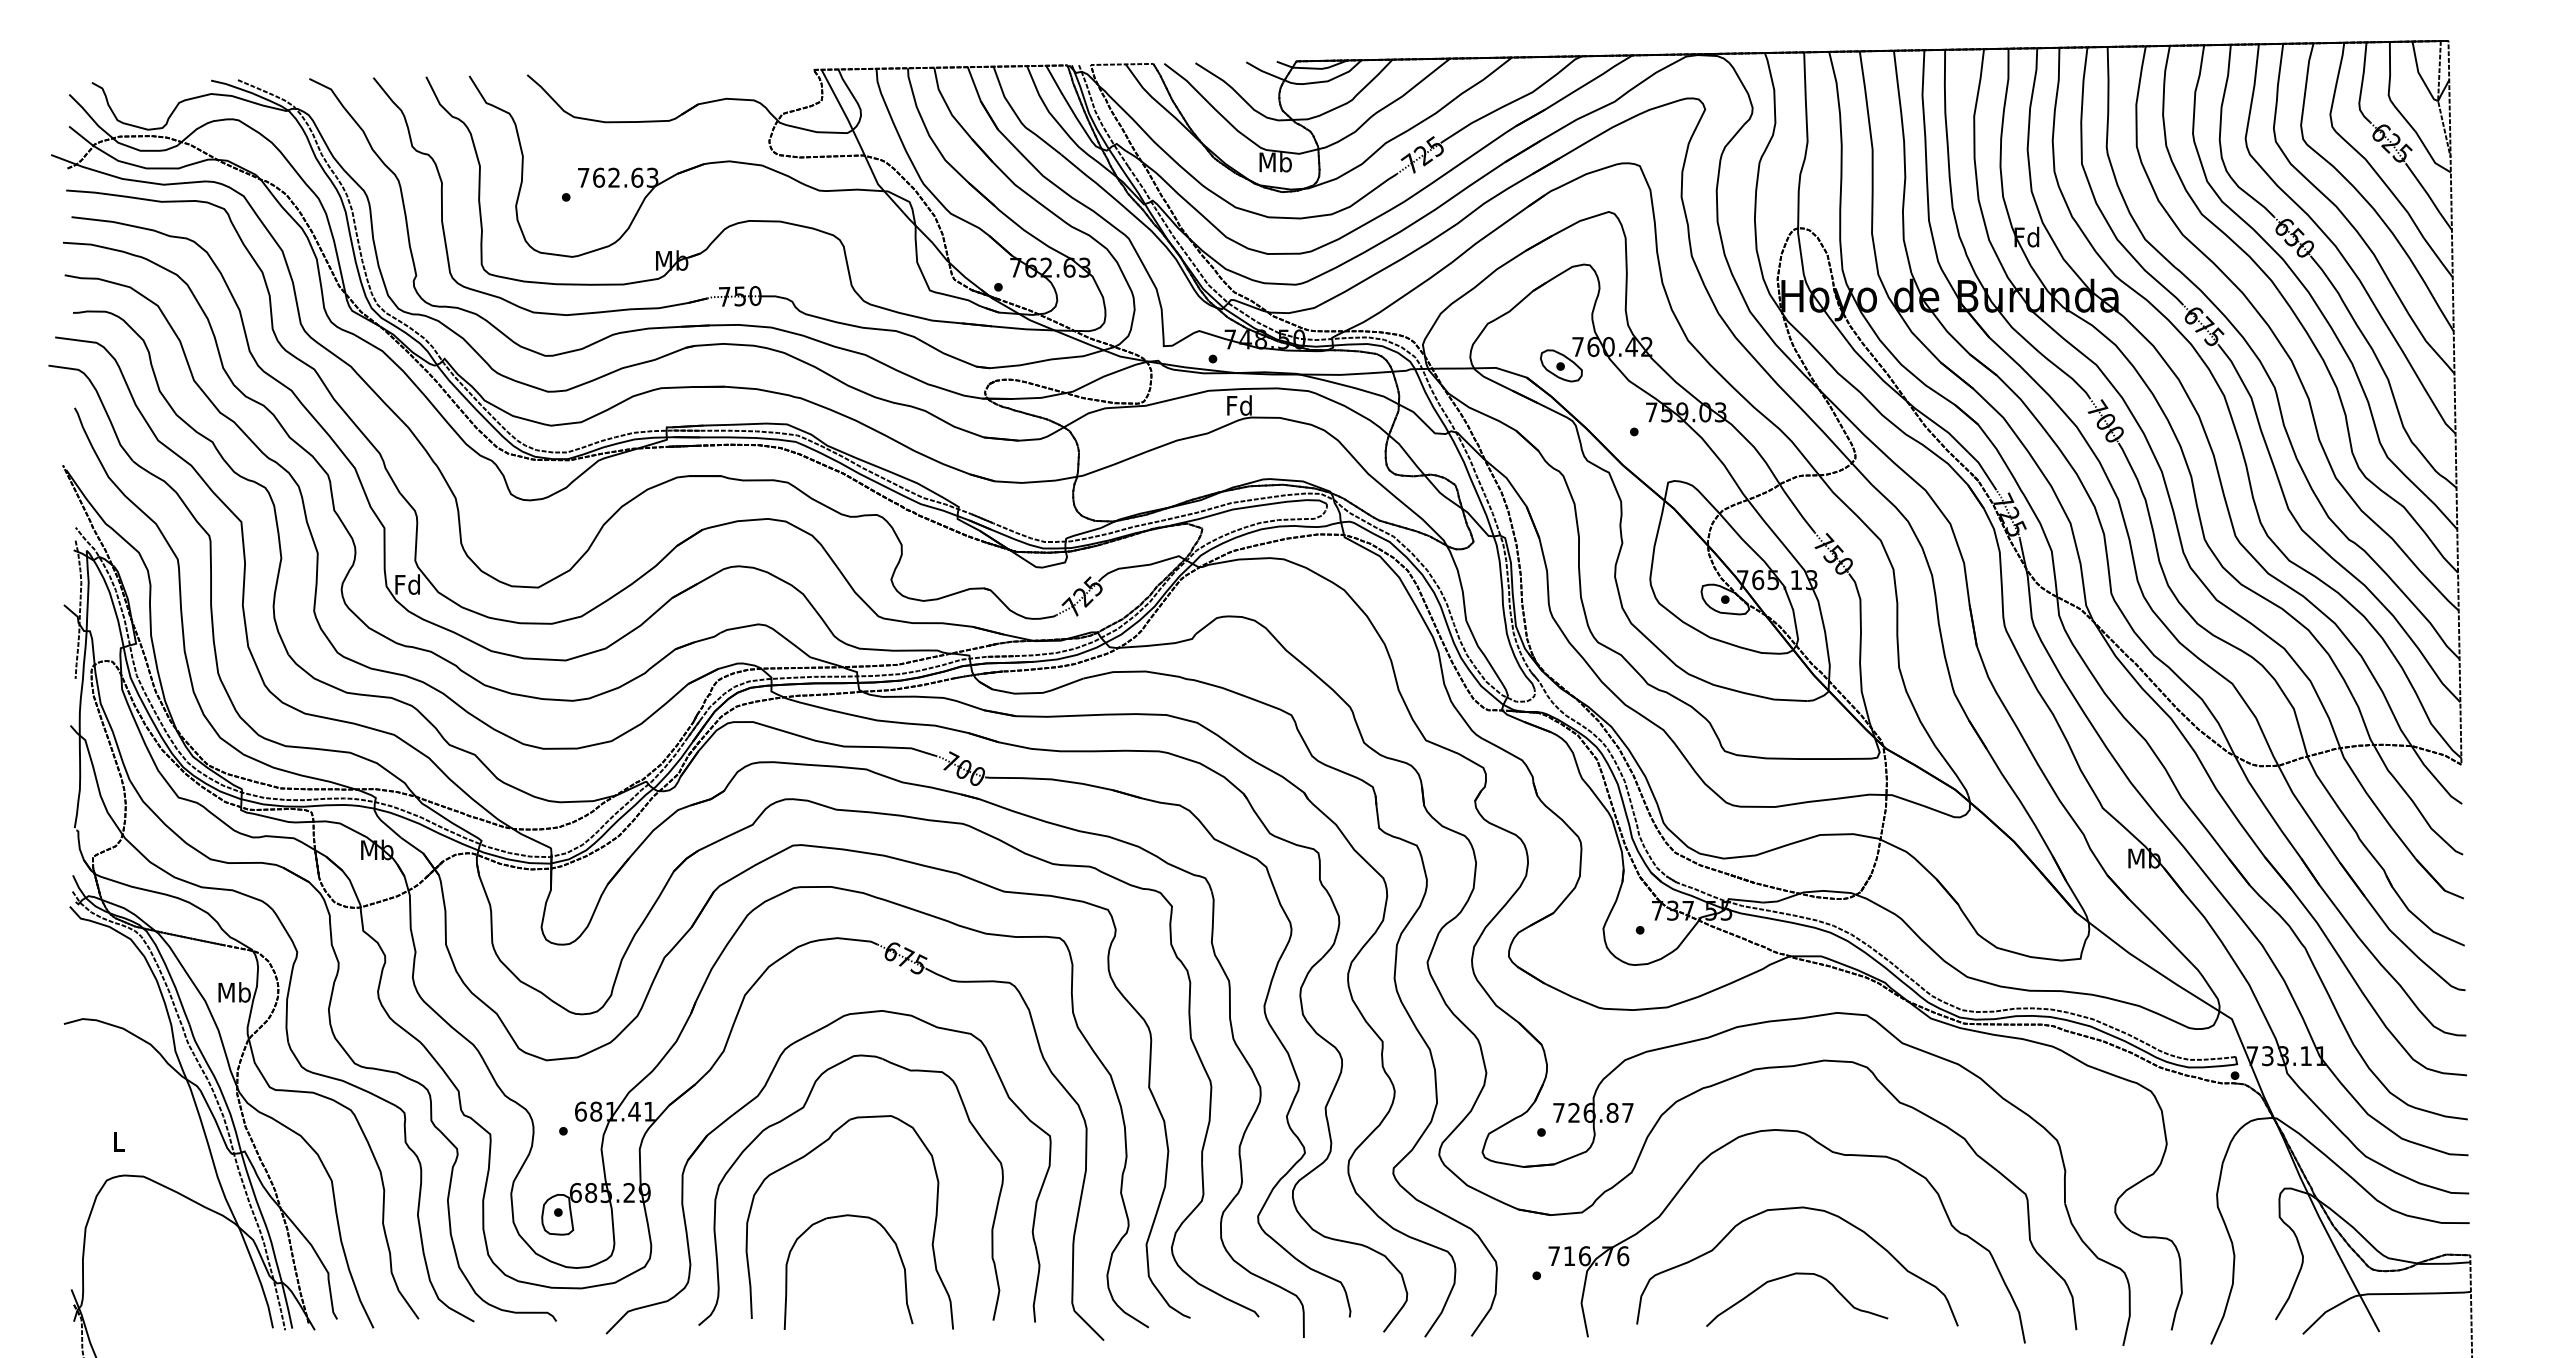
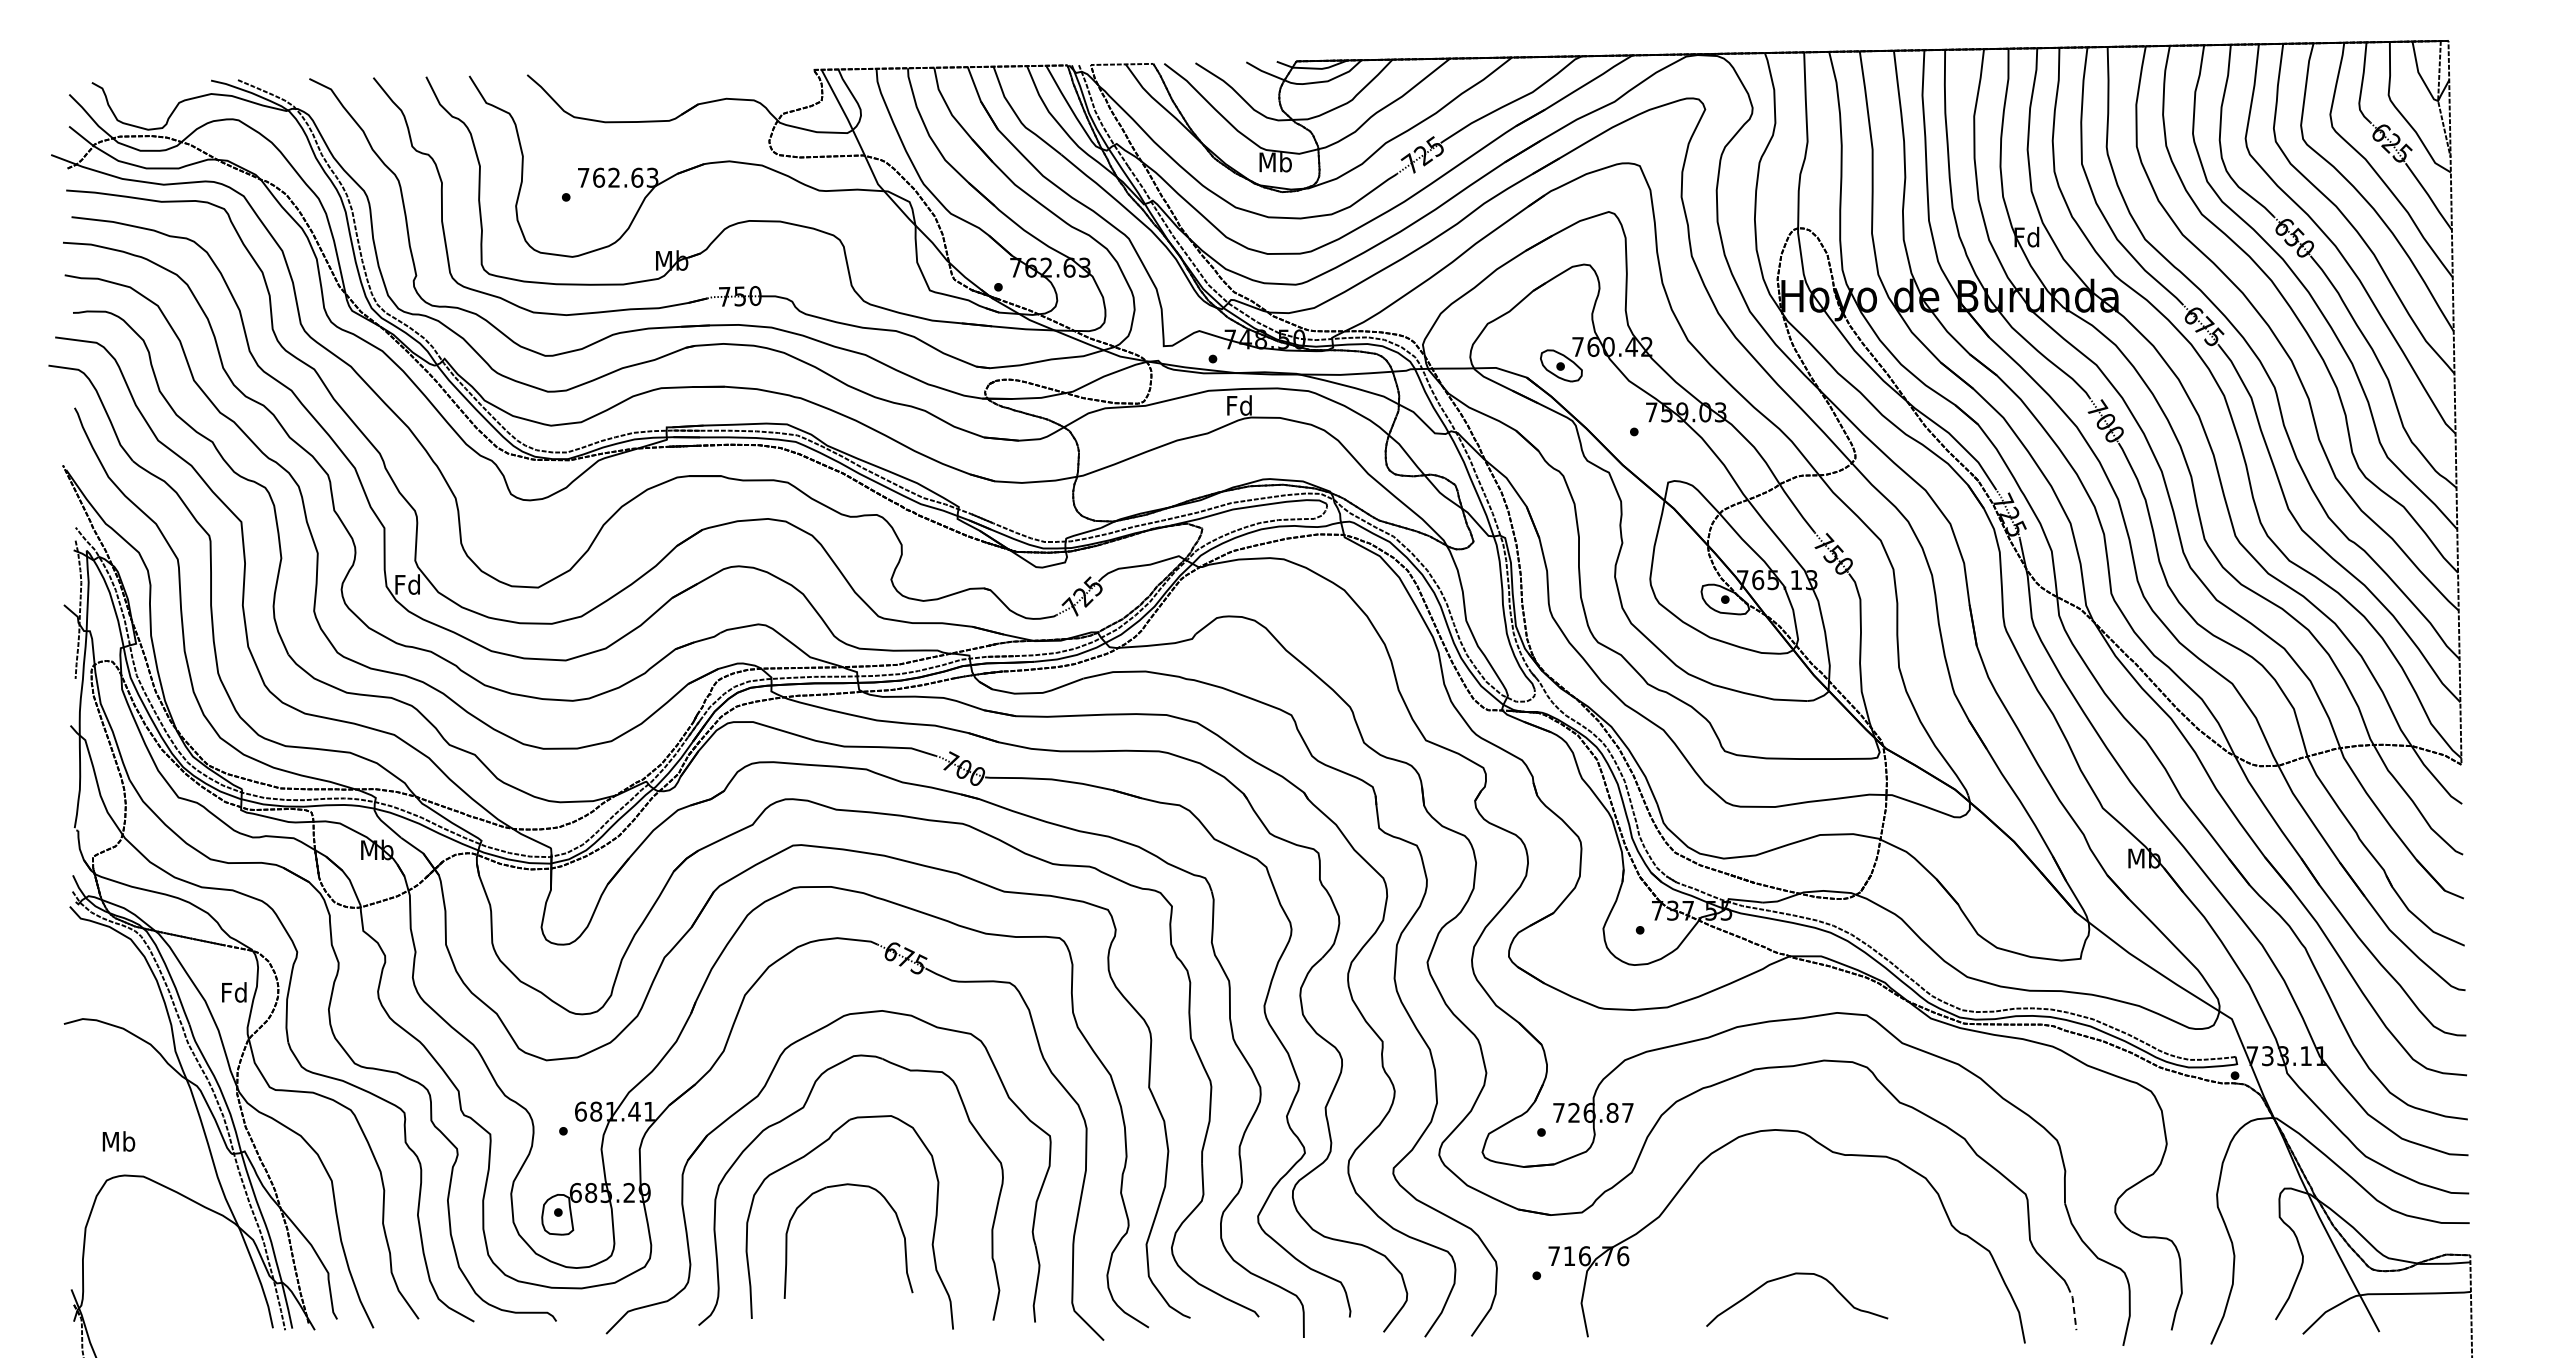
text: Mb -> Fd (234, 992)
text: L -> Mb (118, 1141)
curve: present -> none (1793, 1209)
part position: (896, 1249) -> (896, 1218) (896, 1218)
line: solid -> dashed (2073, 1306)
